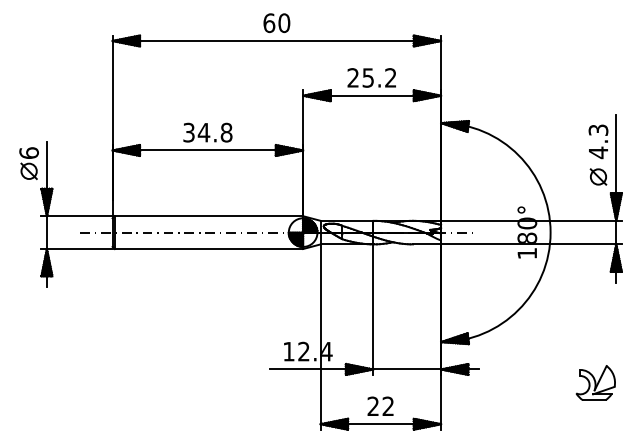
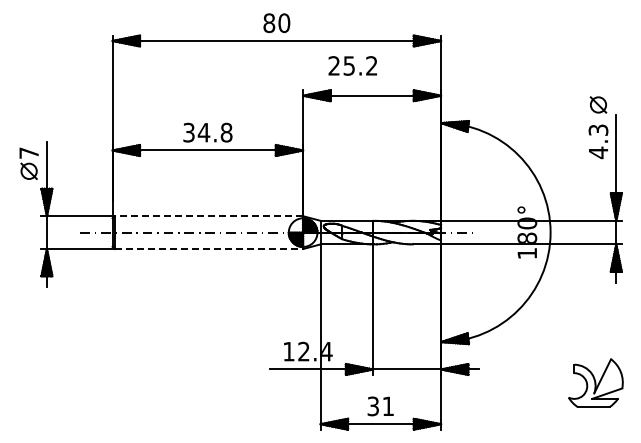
text: 60 -> 80 (269, 22)
text position: (371, 77) -> (352, 65) (352, 65)
text: 6 -> 7 (28, 152)
part position: (598, 176) -> (598, 104) (598, 104)
line: solid -> dashed (208, 216)
line: solid -> dashed (209, 249)
part size: 41x36 px -> 56x50 px (595, 382)
text: 22 -> 31 (380, 406)
